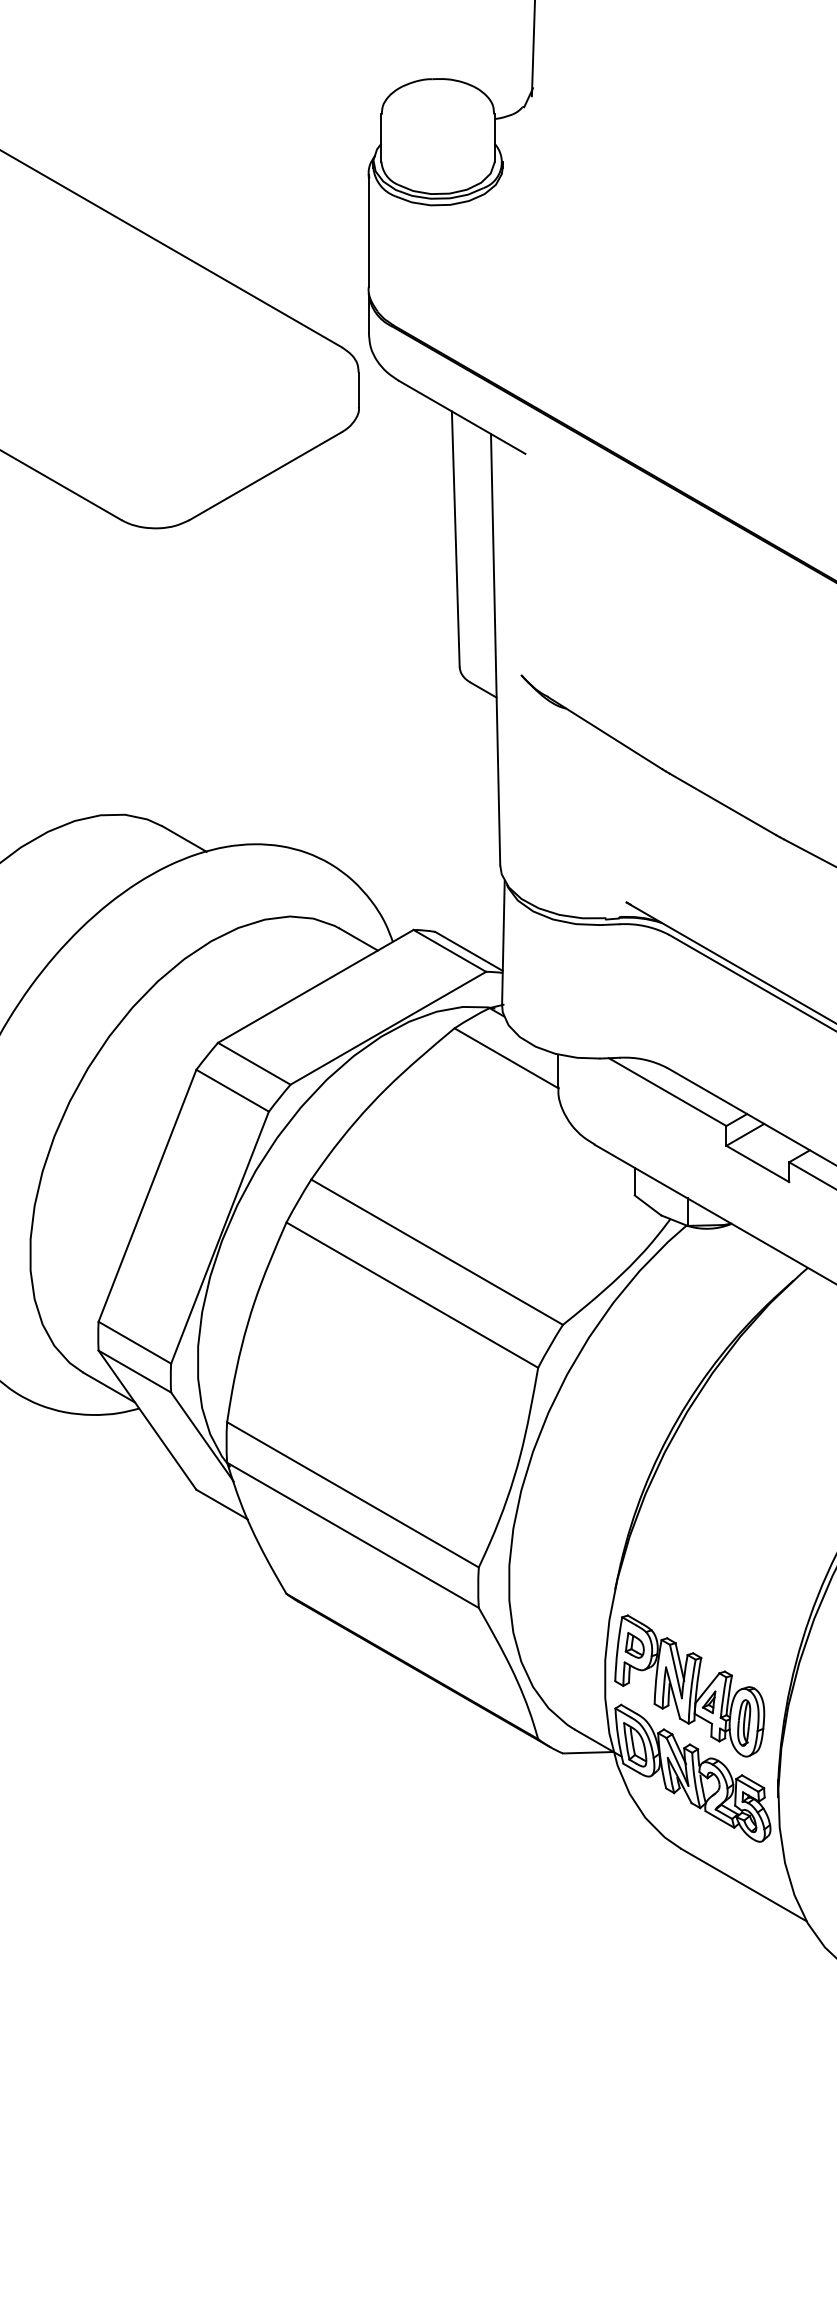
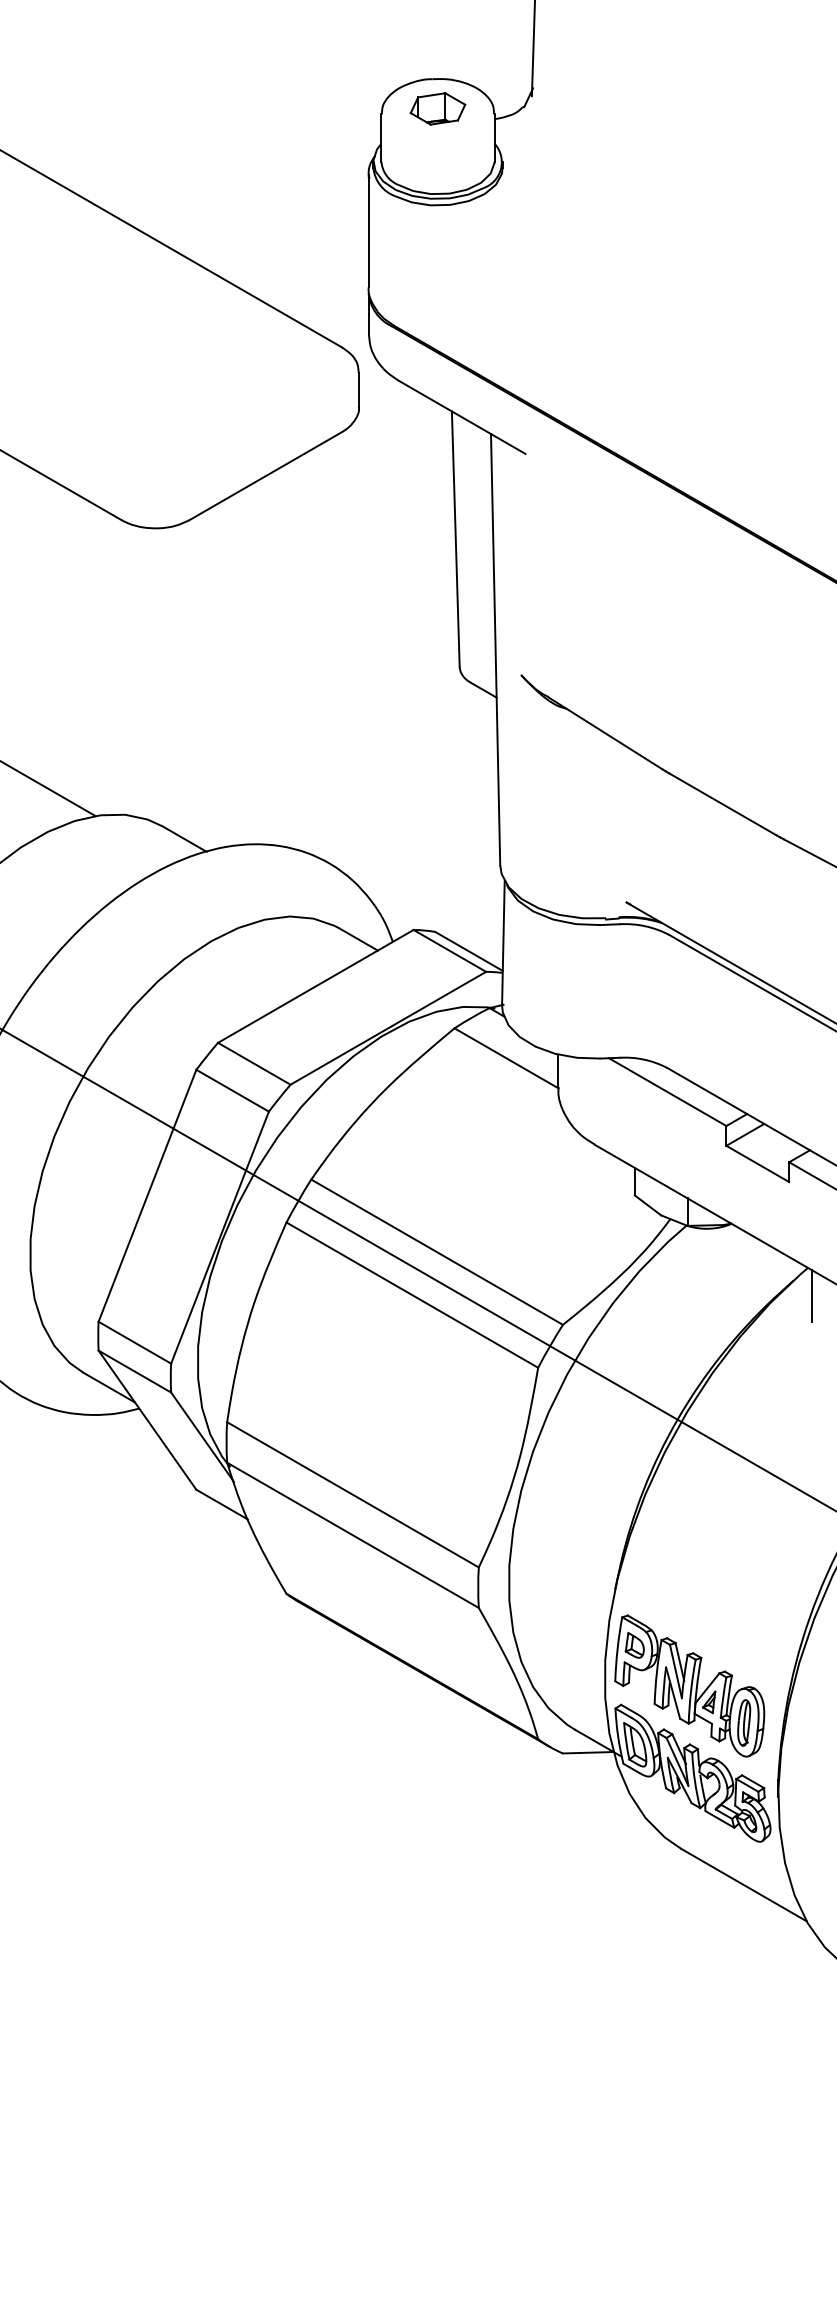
part: none -> present (437, 108)
line: none -> present (48, 789)
line: none -> present (417, 1269)
line: none -> present (811, 1296)
